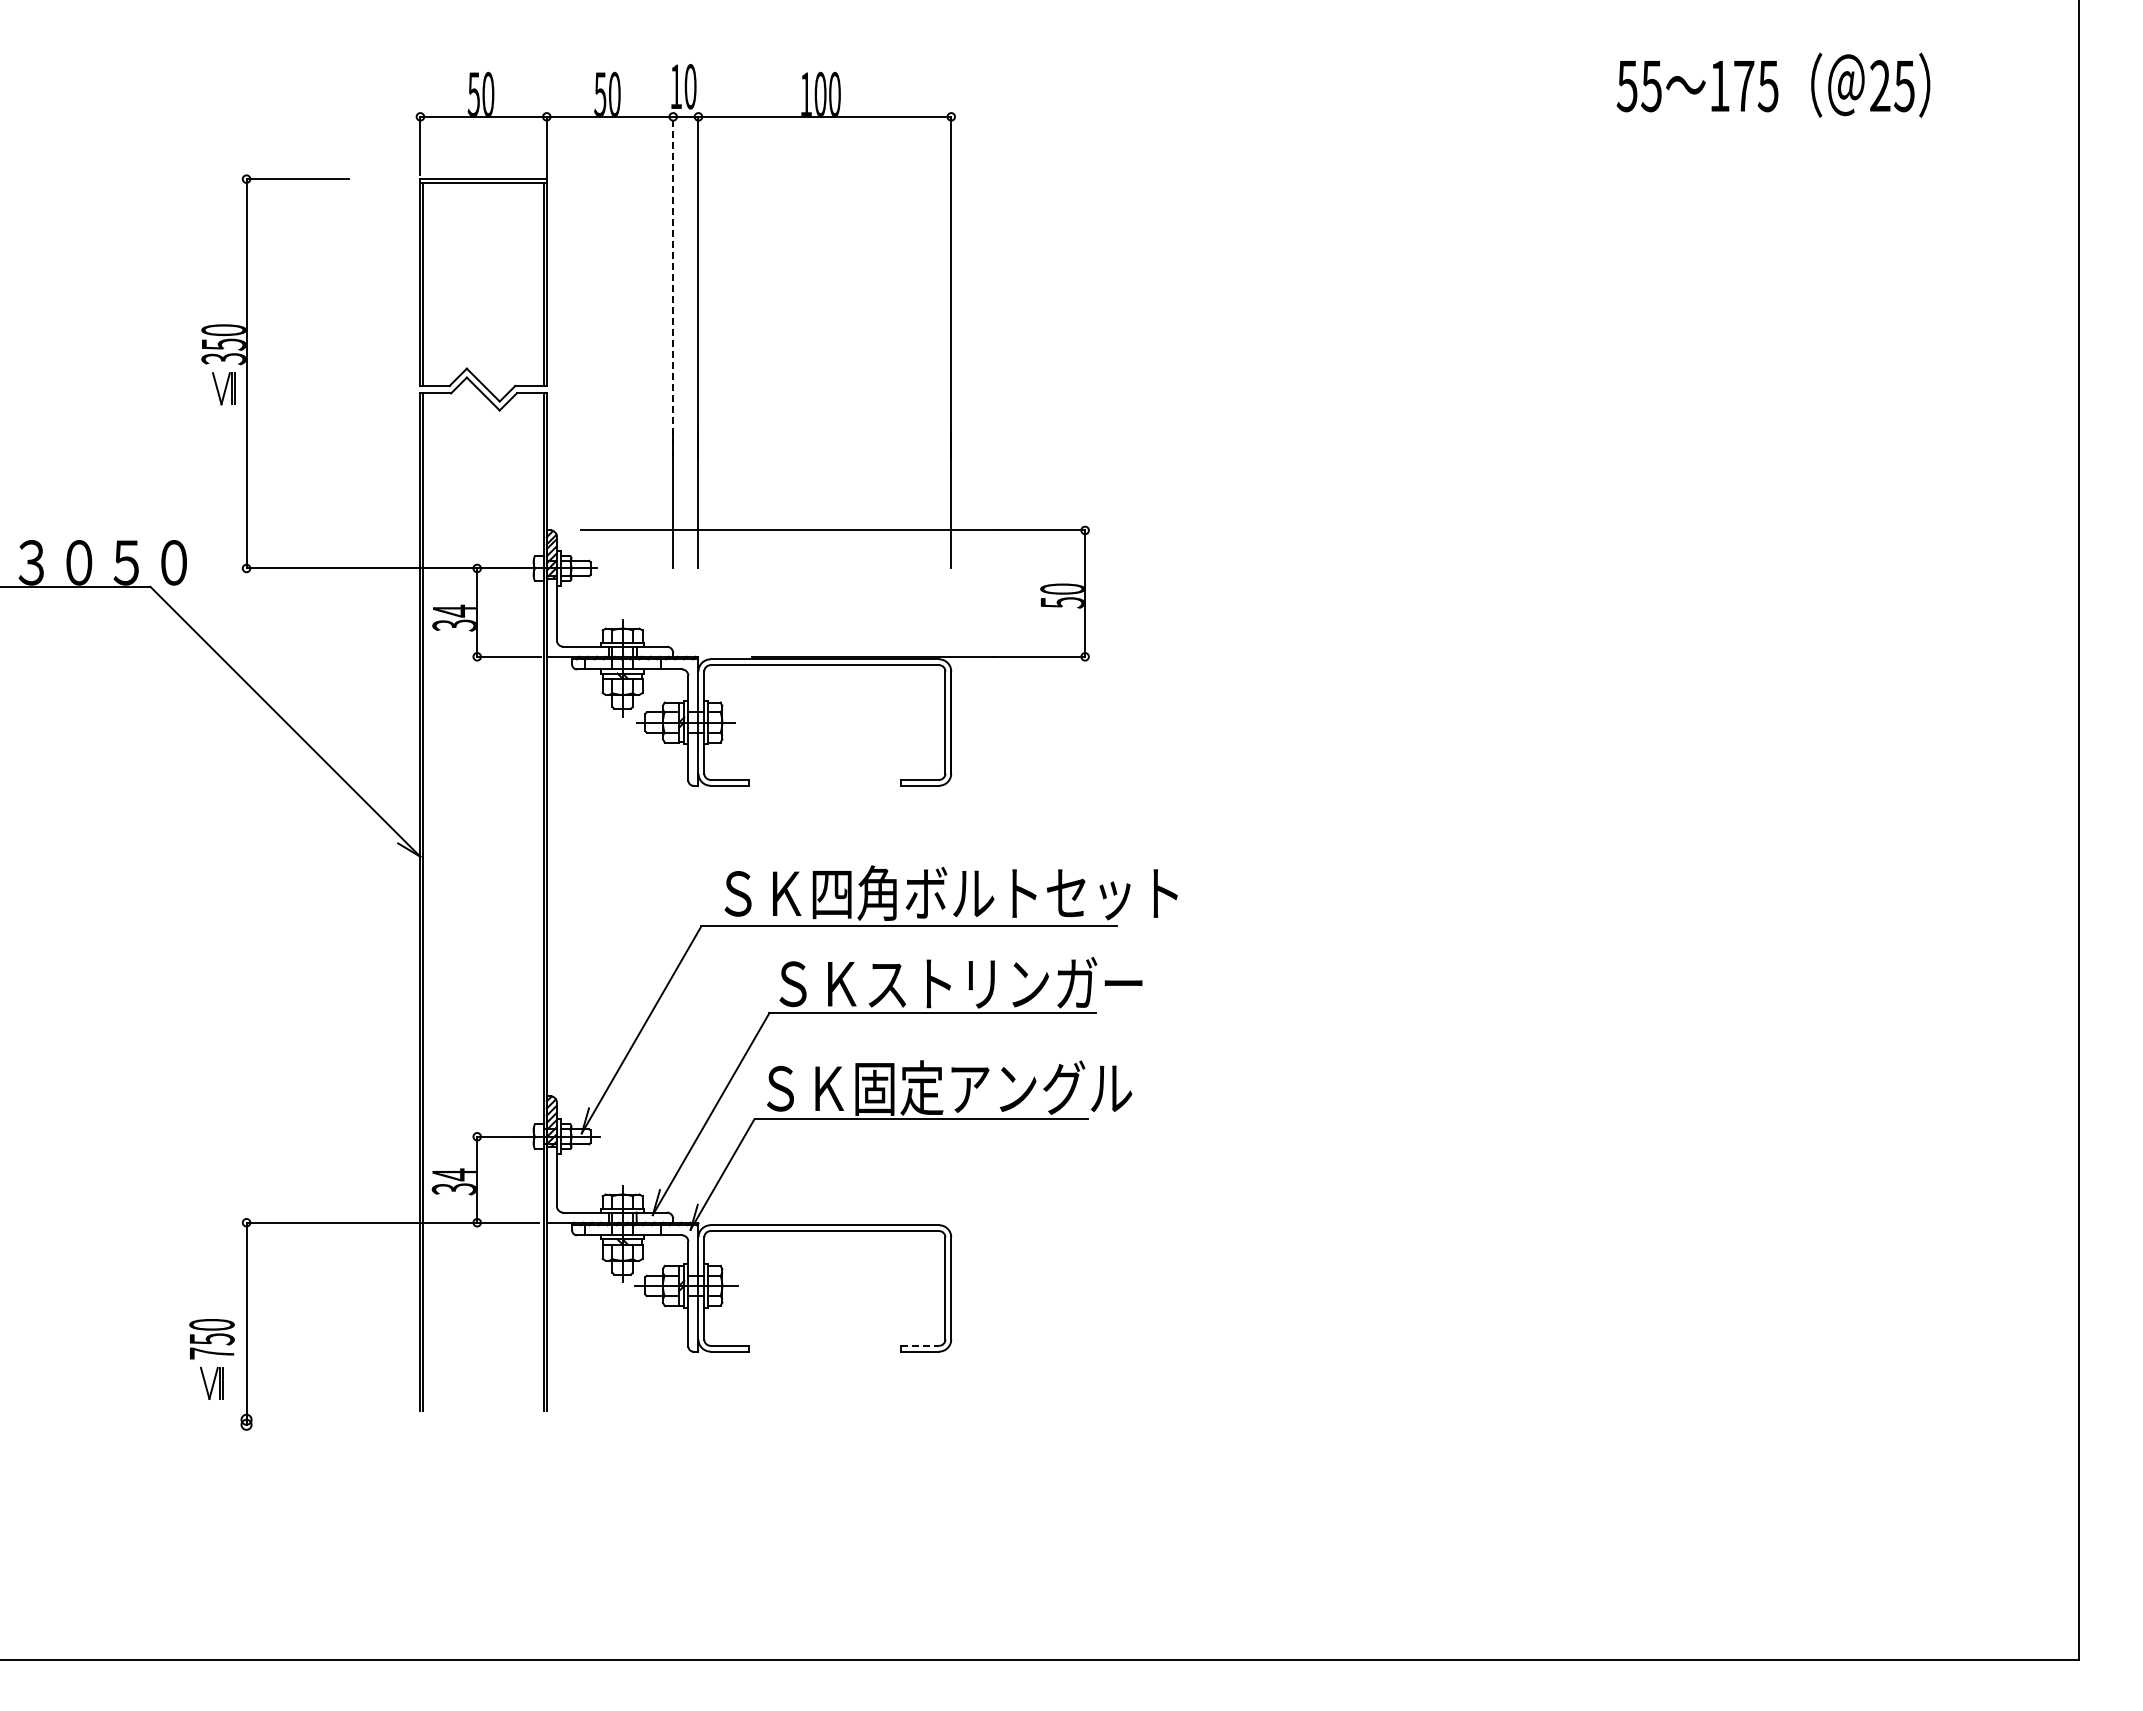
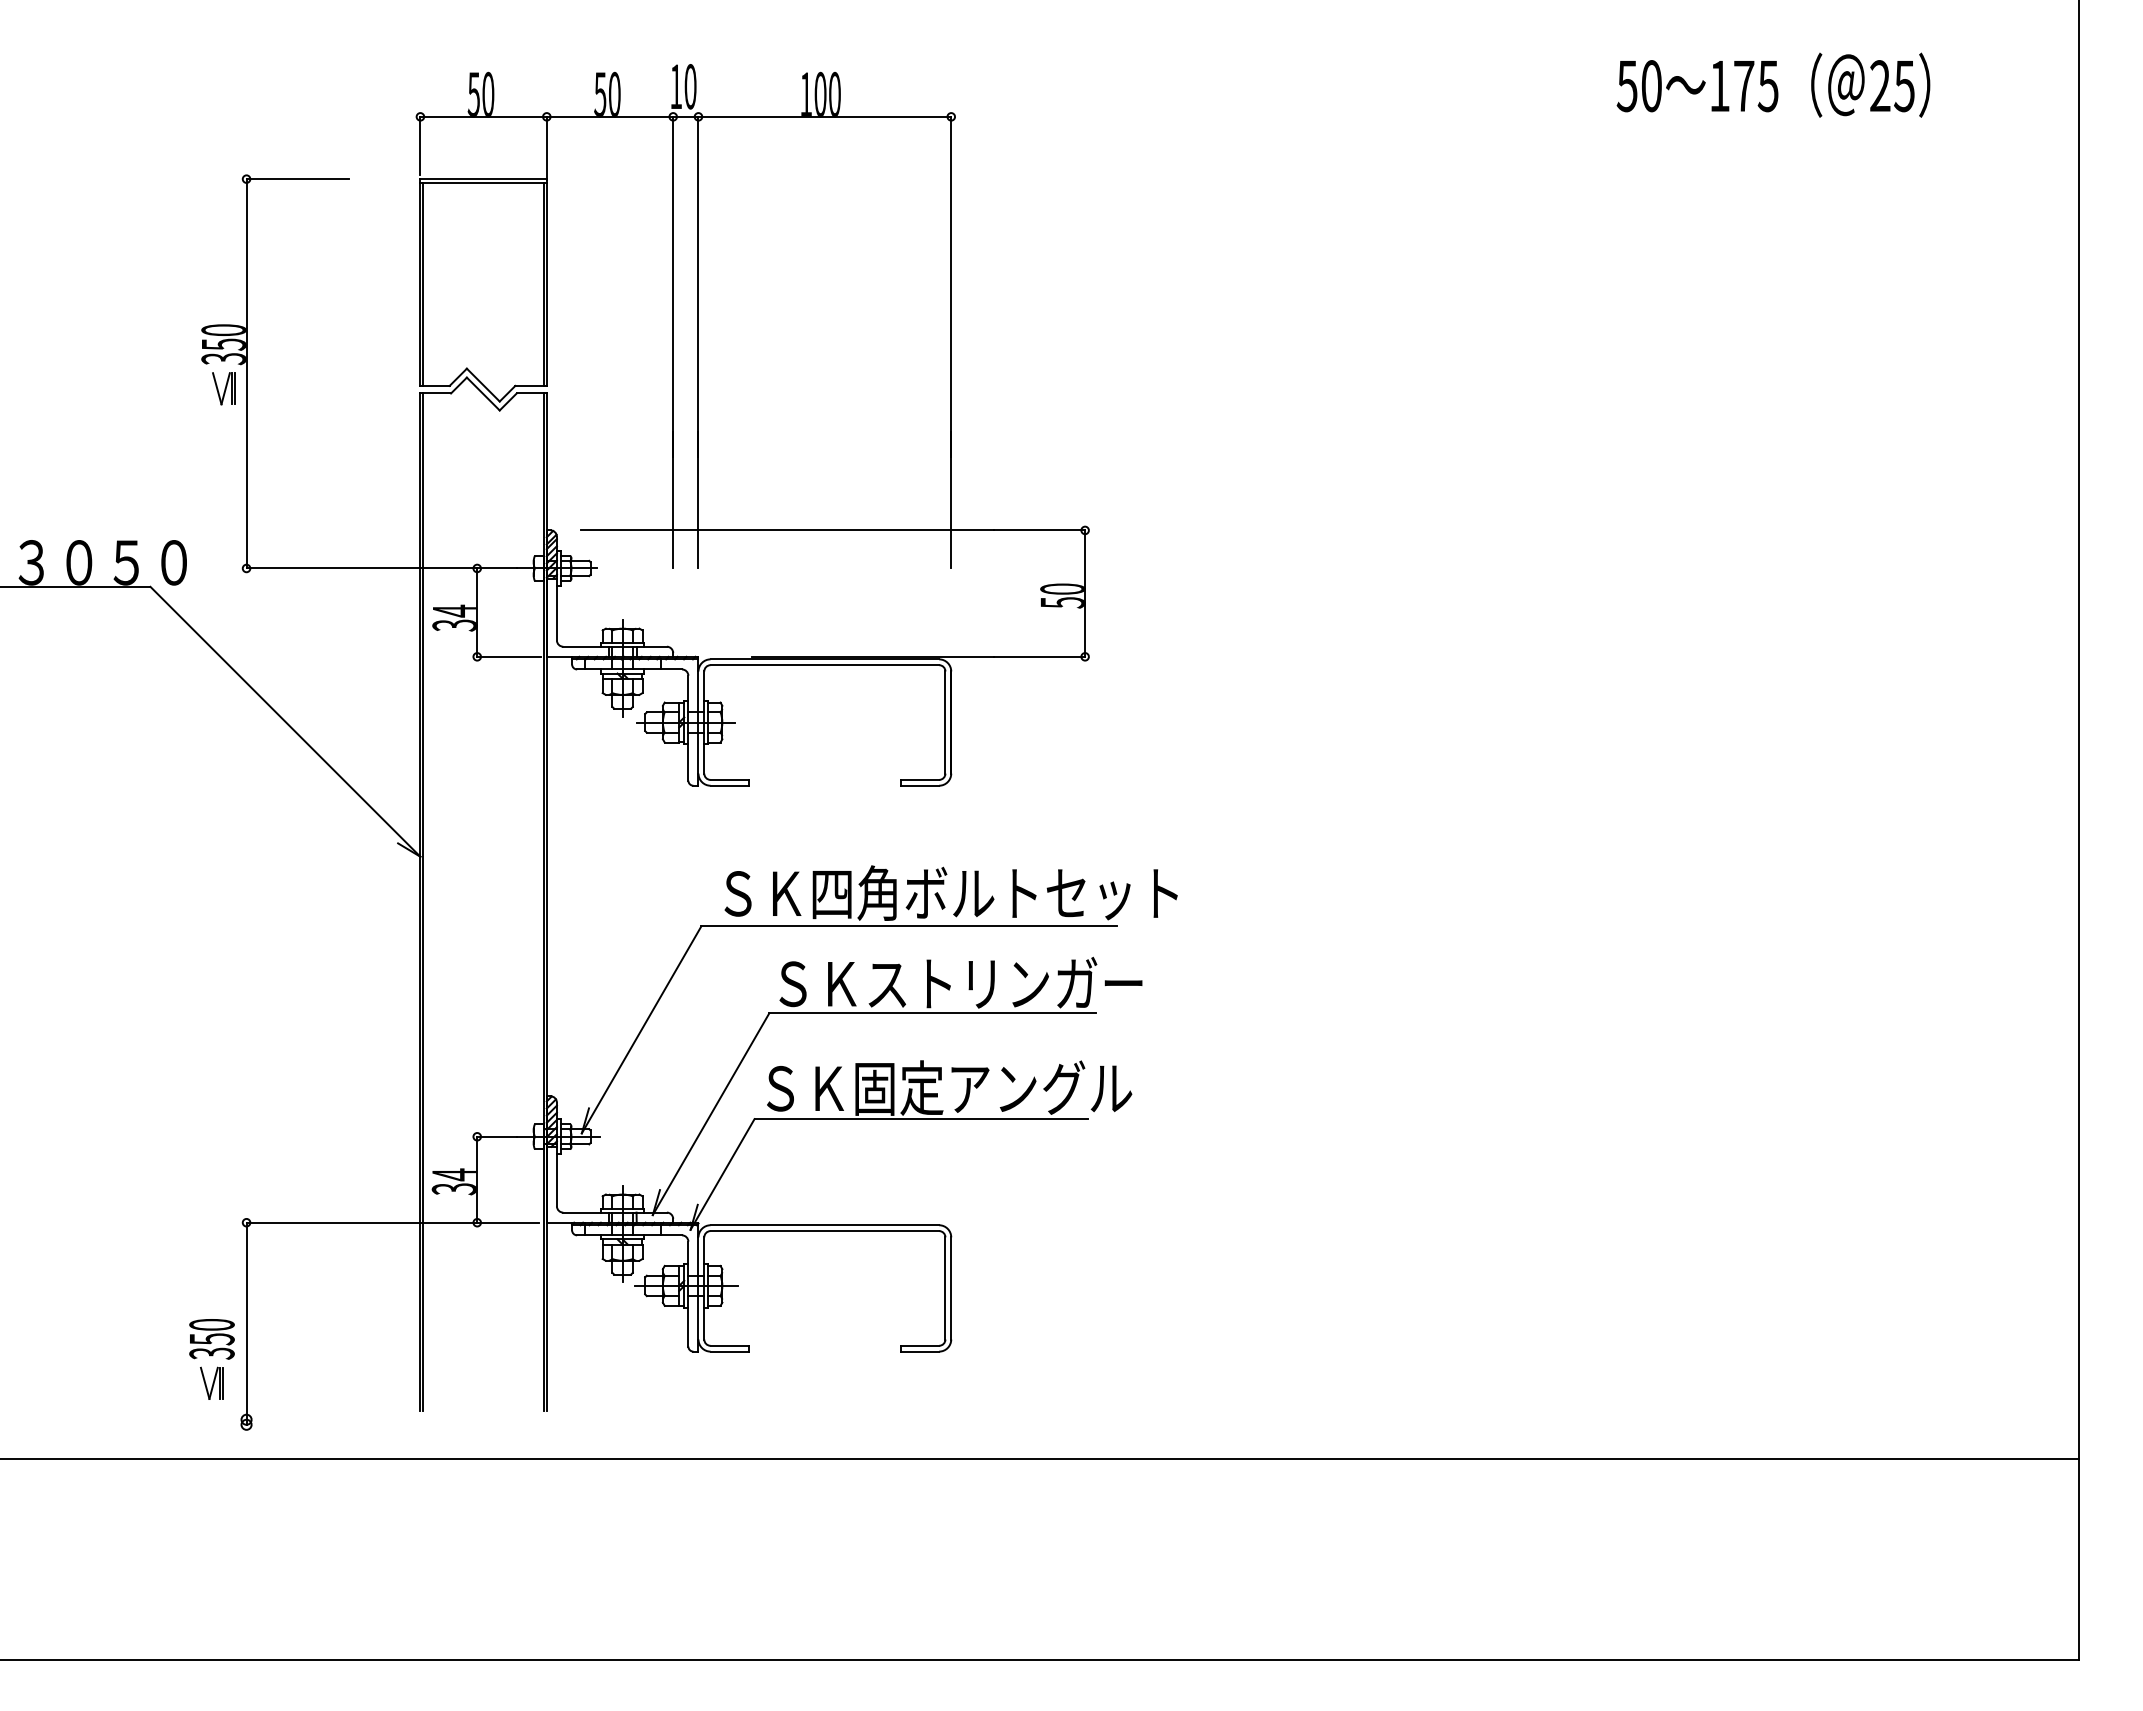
text: 55 -> 50 (1651, 86)
line: dashed -> solid (673, 286)
line: dashed -> solid (920, 1345)
text: 750 -> 350 (211, 1353)
line: none -> present (1040, 1458)
